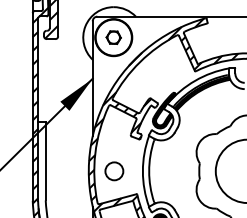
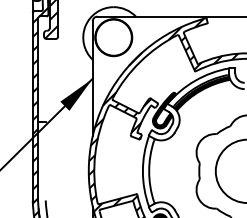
part: present -> none (113, 37)
line: present -> none (45, 160)
circle: present -> none (114, 171)
